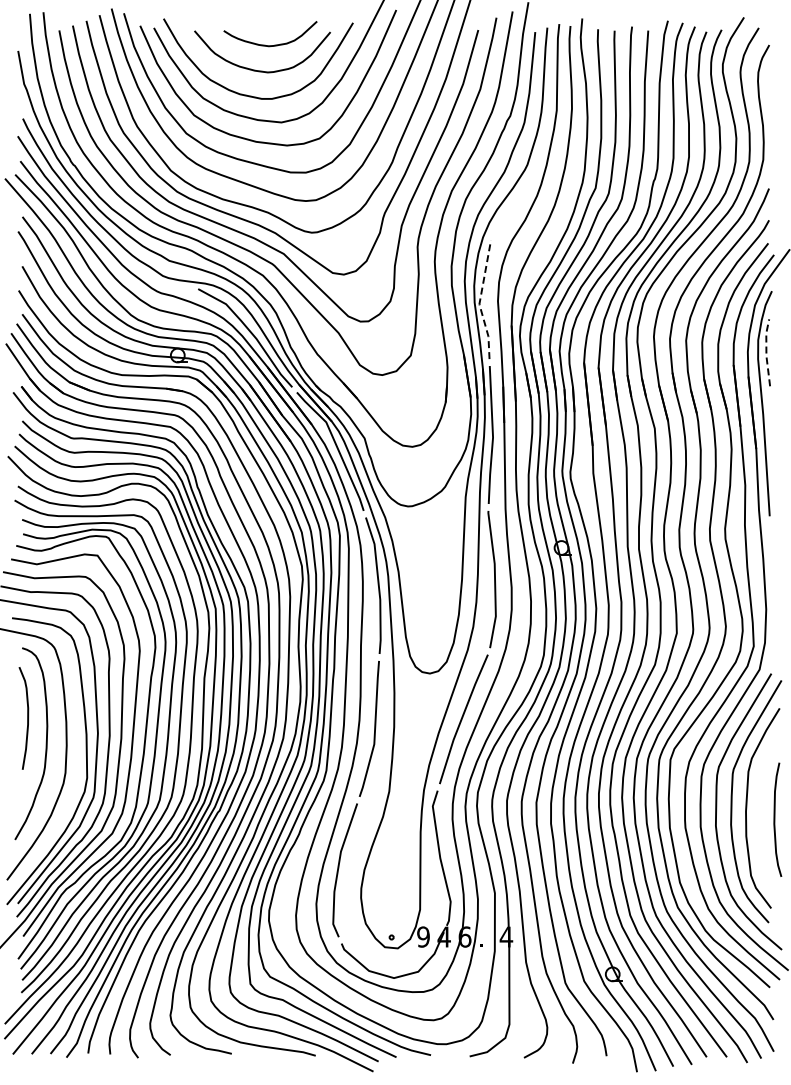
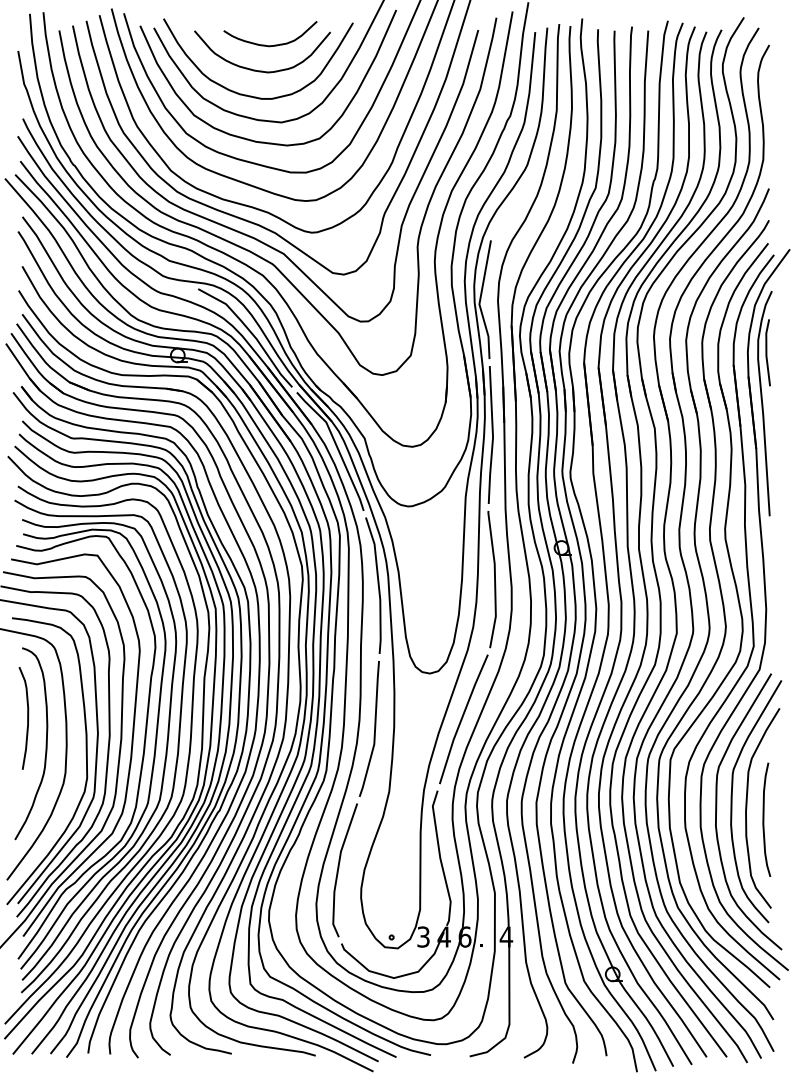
line: dashed -> solid (480, 300)
line: dashed -> solid (766, 351)
curve position: (775, 819) -> (764, 819) (764, 819)
text: 9 -> 3 (423, 936)
